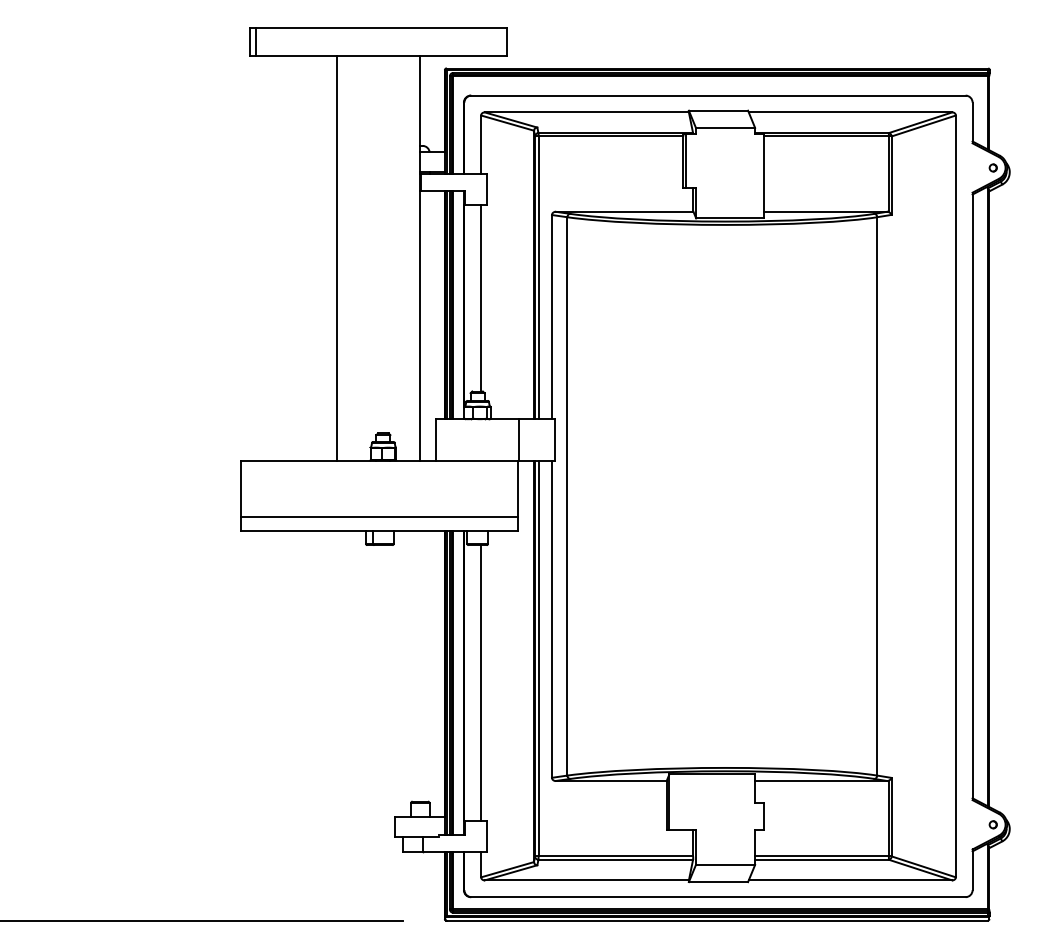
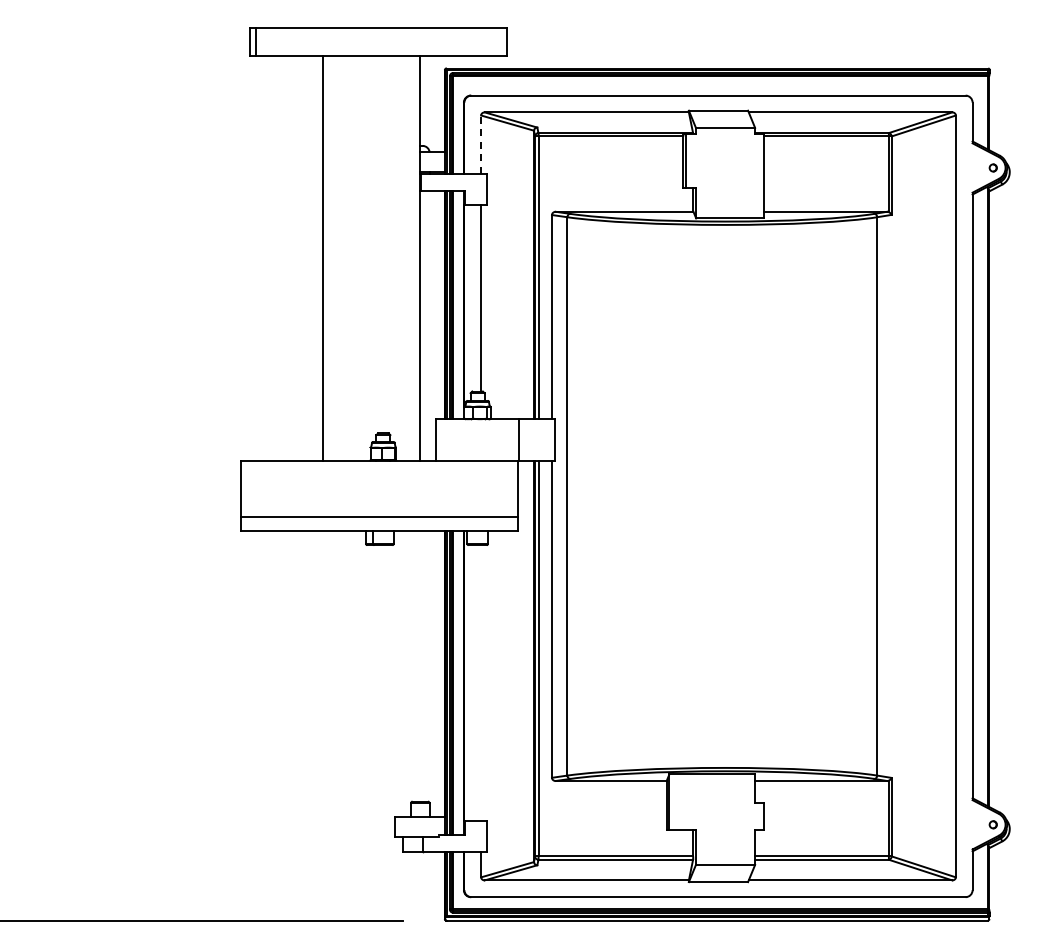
line: solid -> dashed (481, 144)
line position: (336, 258) -> (322, 258) (322, 258)
line: present -> none (481, 683)
